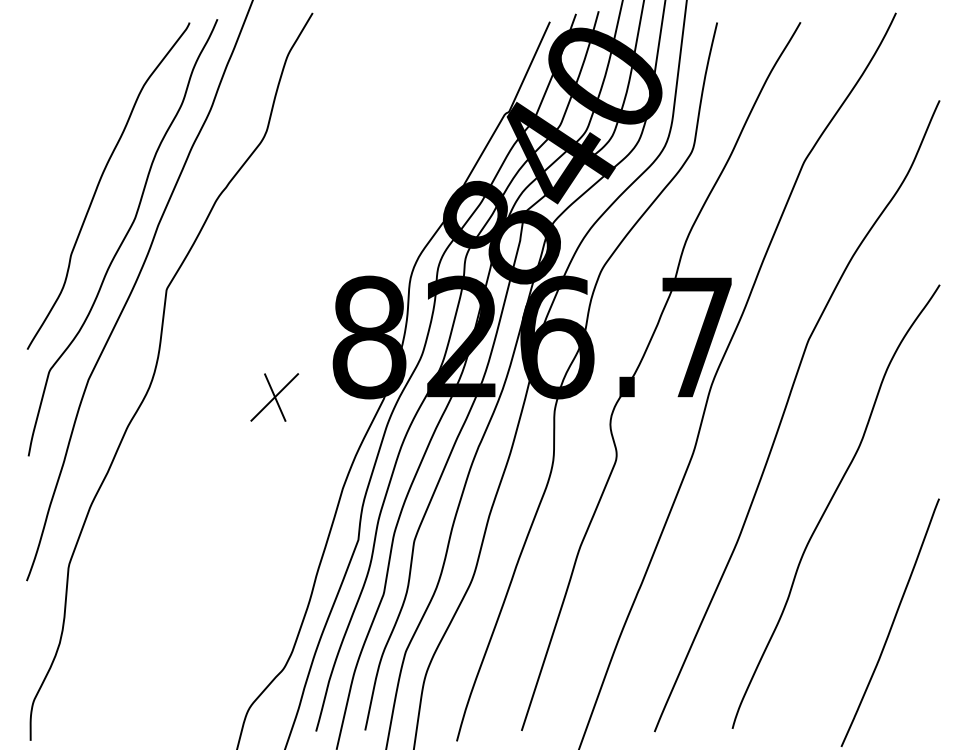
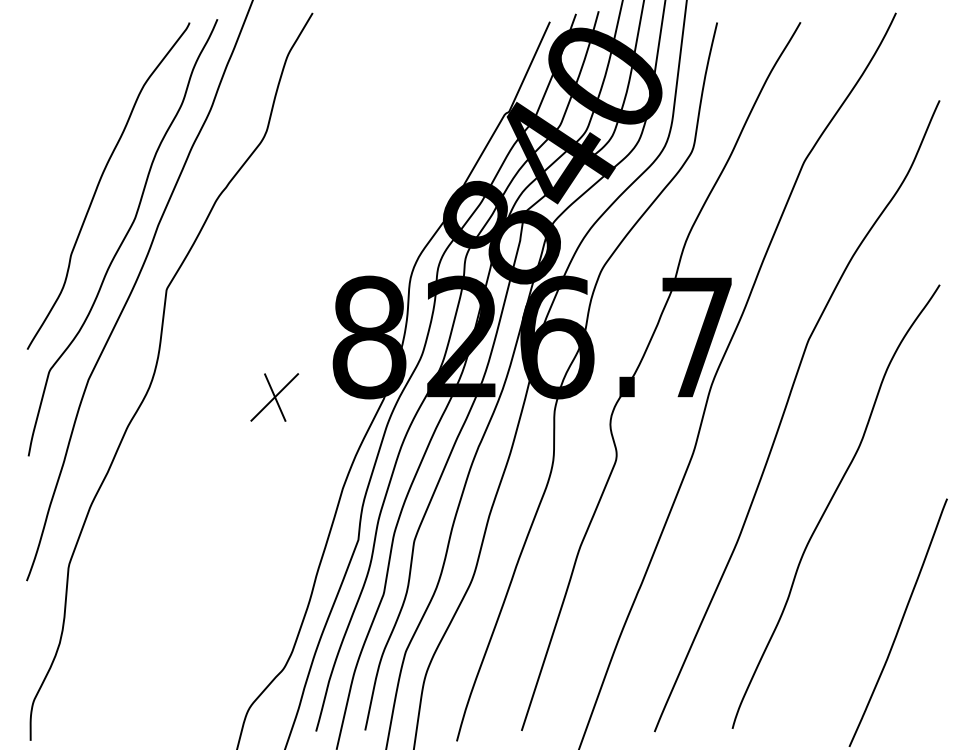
curve position: (891, 623) -> (899, 623) (899, 623)
